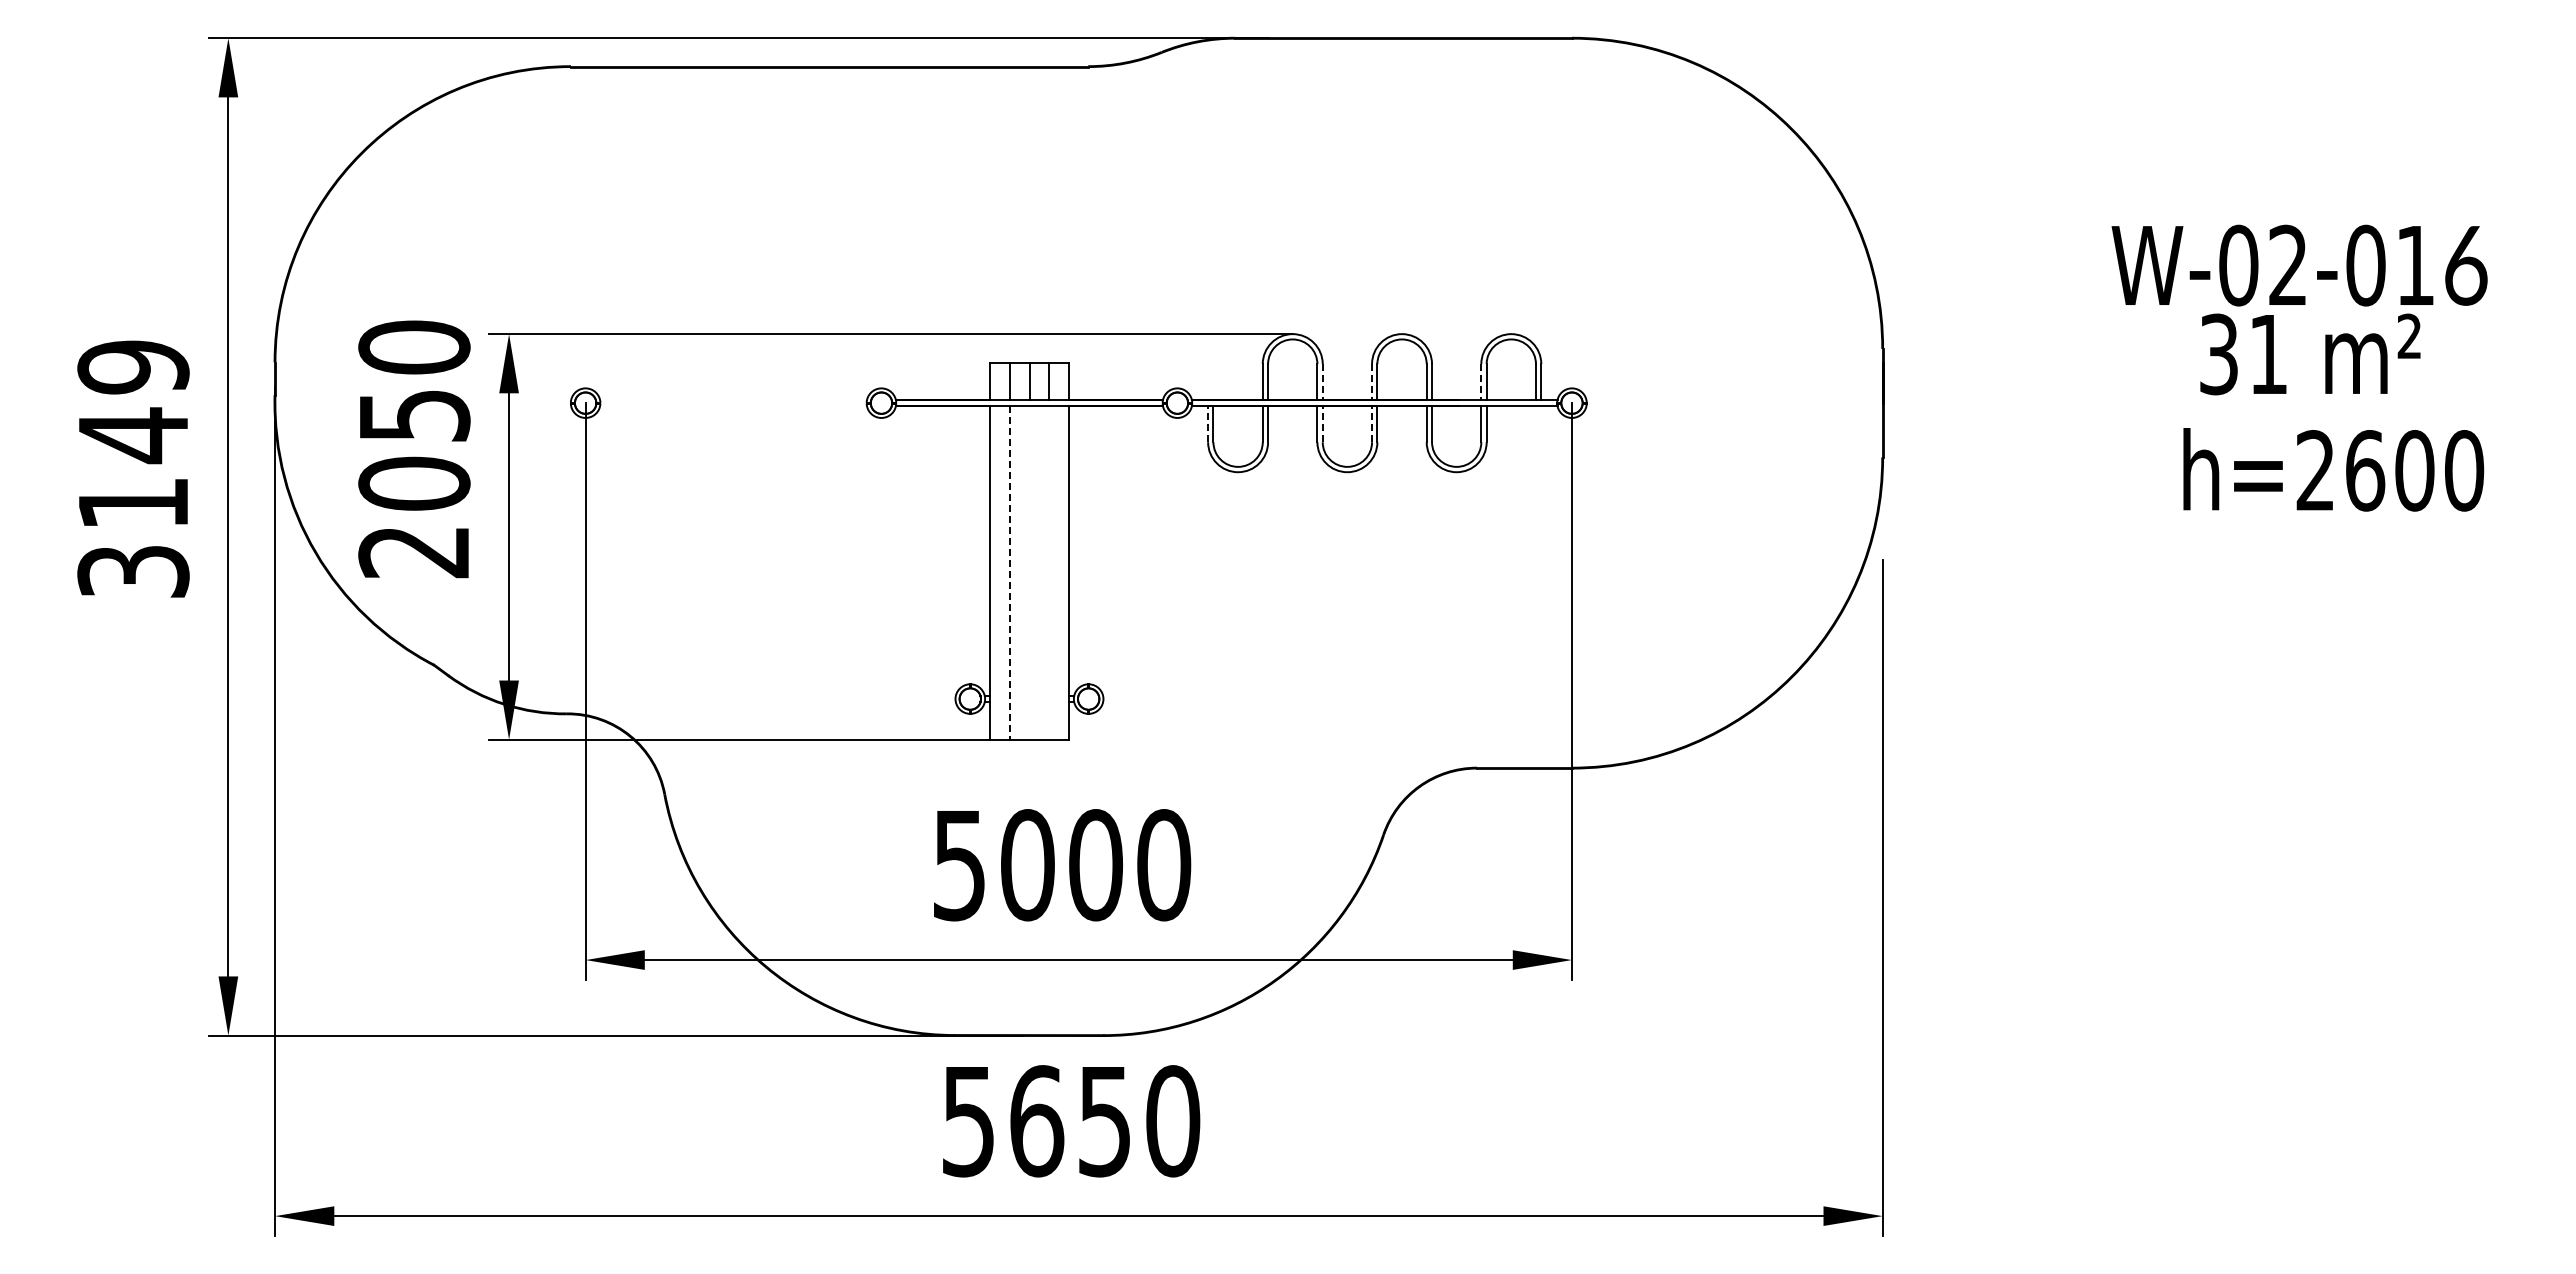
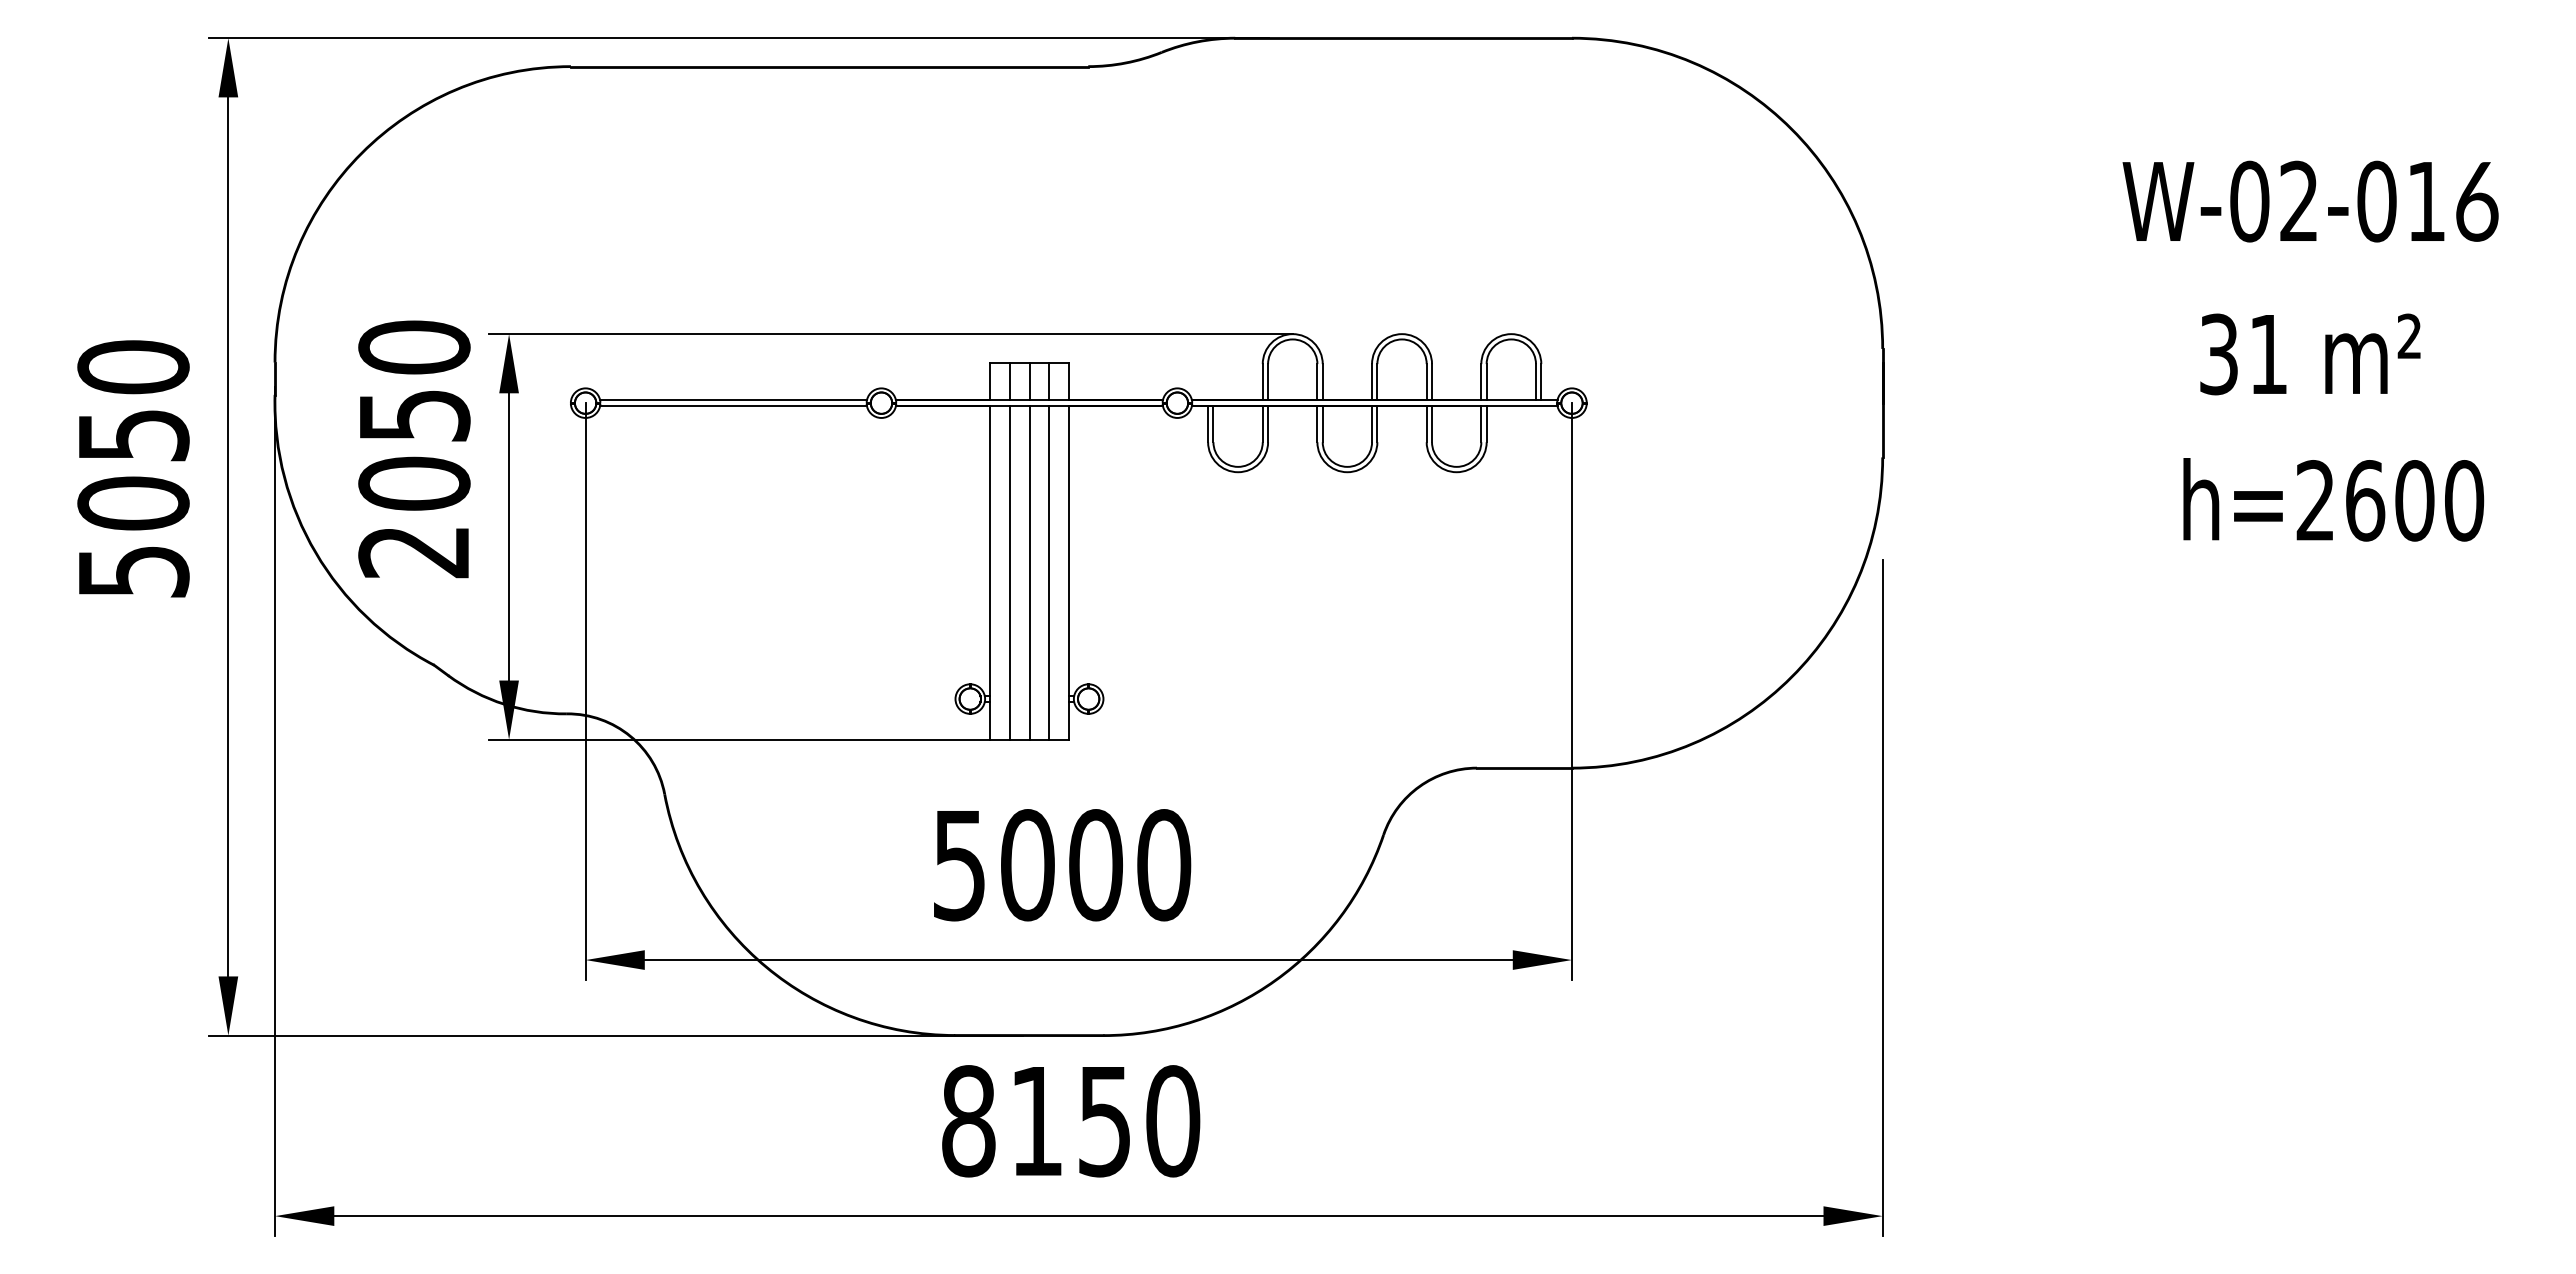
text position: (2299, 265) -> (2310, 201) (2310, 201)
line: dashed -> solid (1322, 382)
line: dashed -> solid (1372, 382)
line: dashed -> solid (1481, 382)
line: none -> present (733, 400)
line: none -> present (733, 406)
line: dashed -> solid (1208, 424)
line: dashed -> solid (1322, 424)
line: dashed -> solid (1372, 424)
text: 3149 -> 5050 (133, 468)
text position: (2333, 469) -> (2333, 499) (2333, 499)
line: none -> present (1029, 572)
line: none -> present (1049, 572)
line: dashed -> solid (1009, 573)
text: 5650 -> 8150 (1003, 1121)
